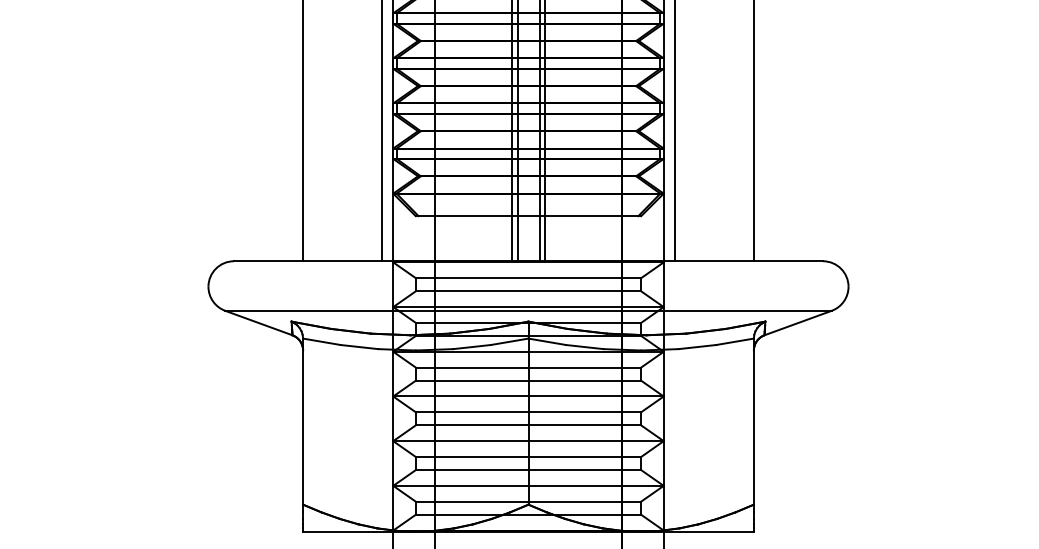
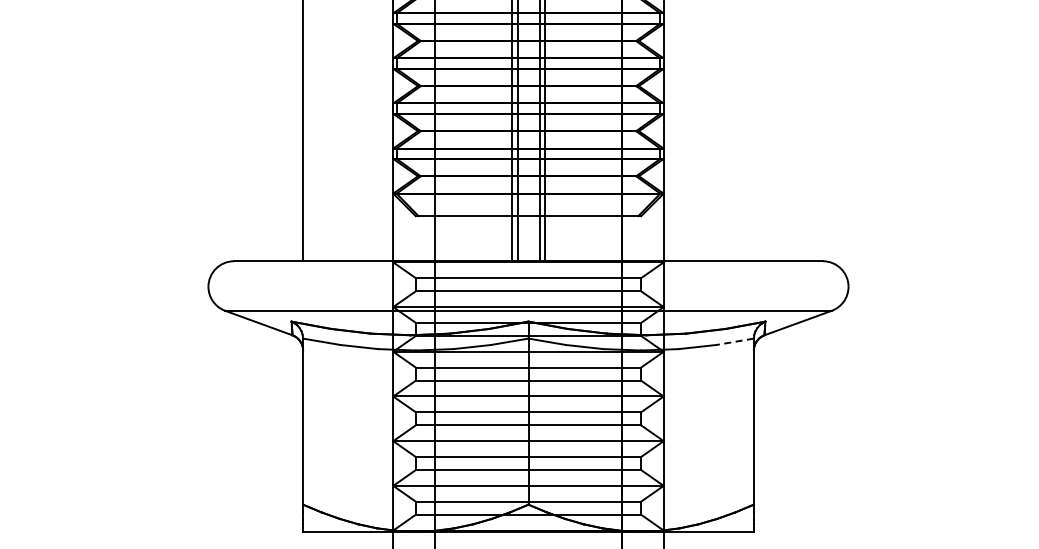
line: present -> none (382, 131)
line: present -> none (675, 131)
line: present -> none (753, 131)
line: solid -> dashed (734, 341)
